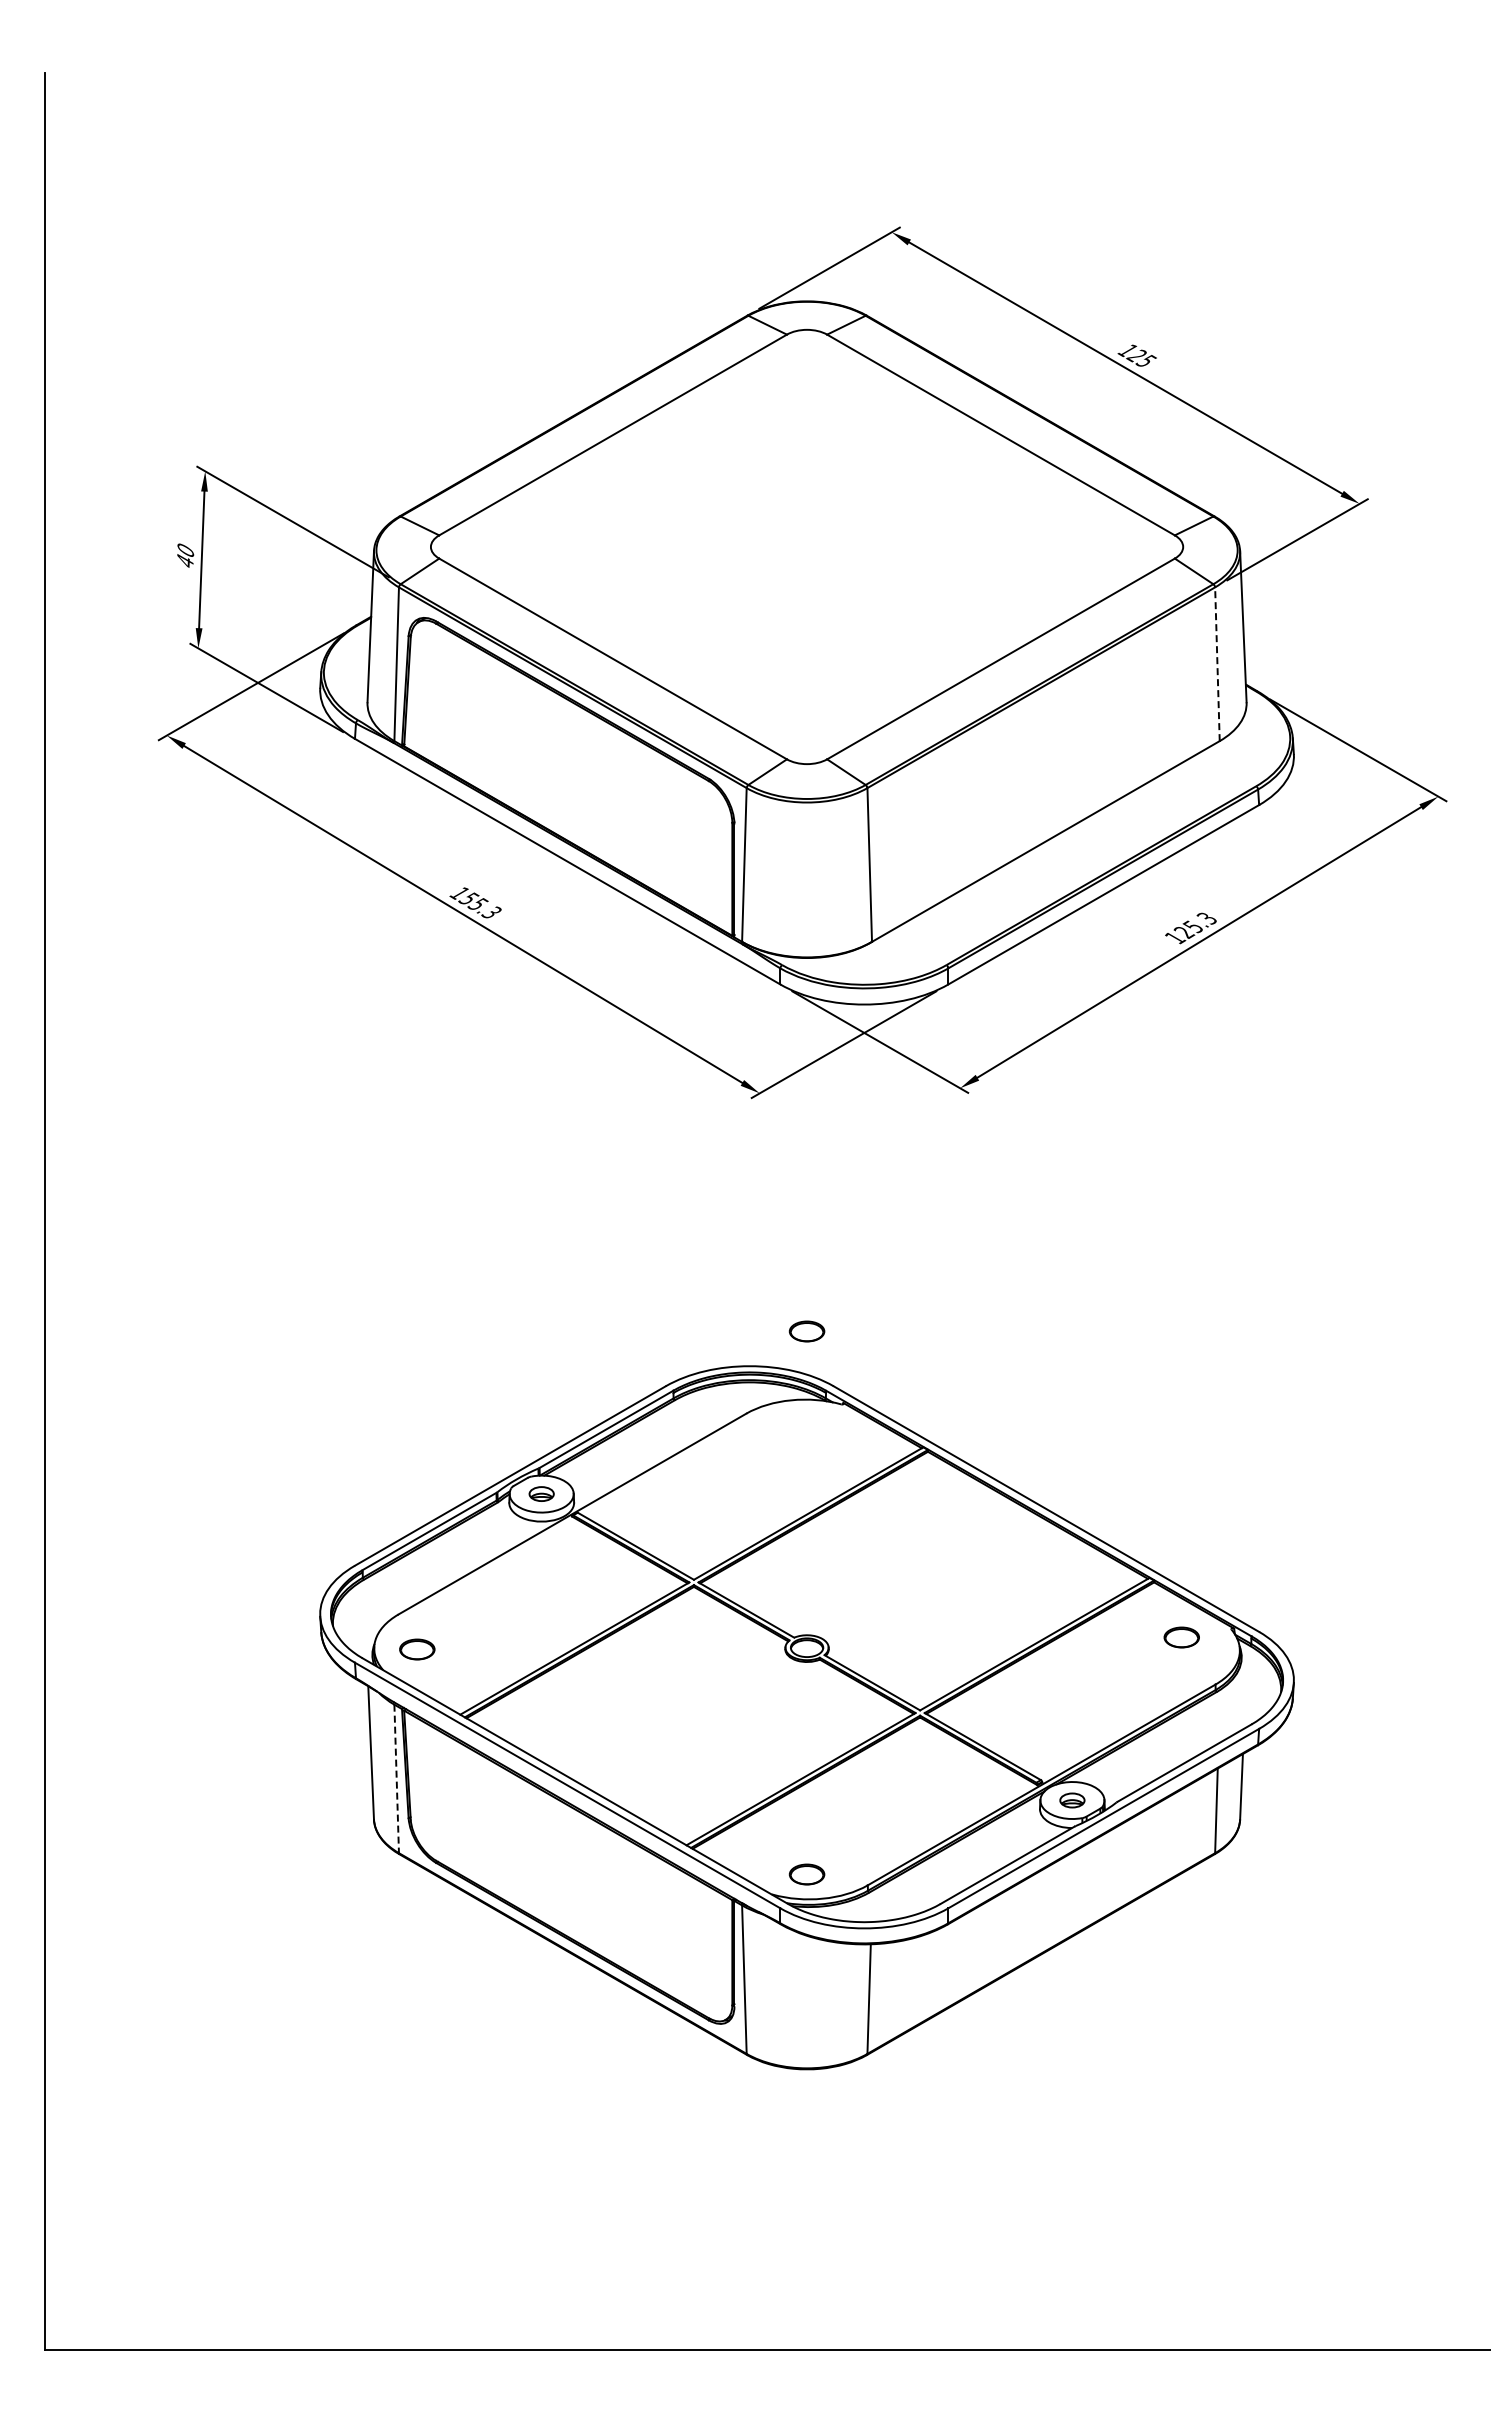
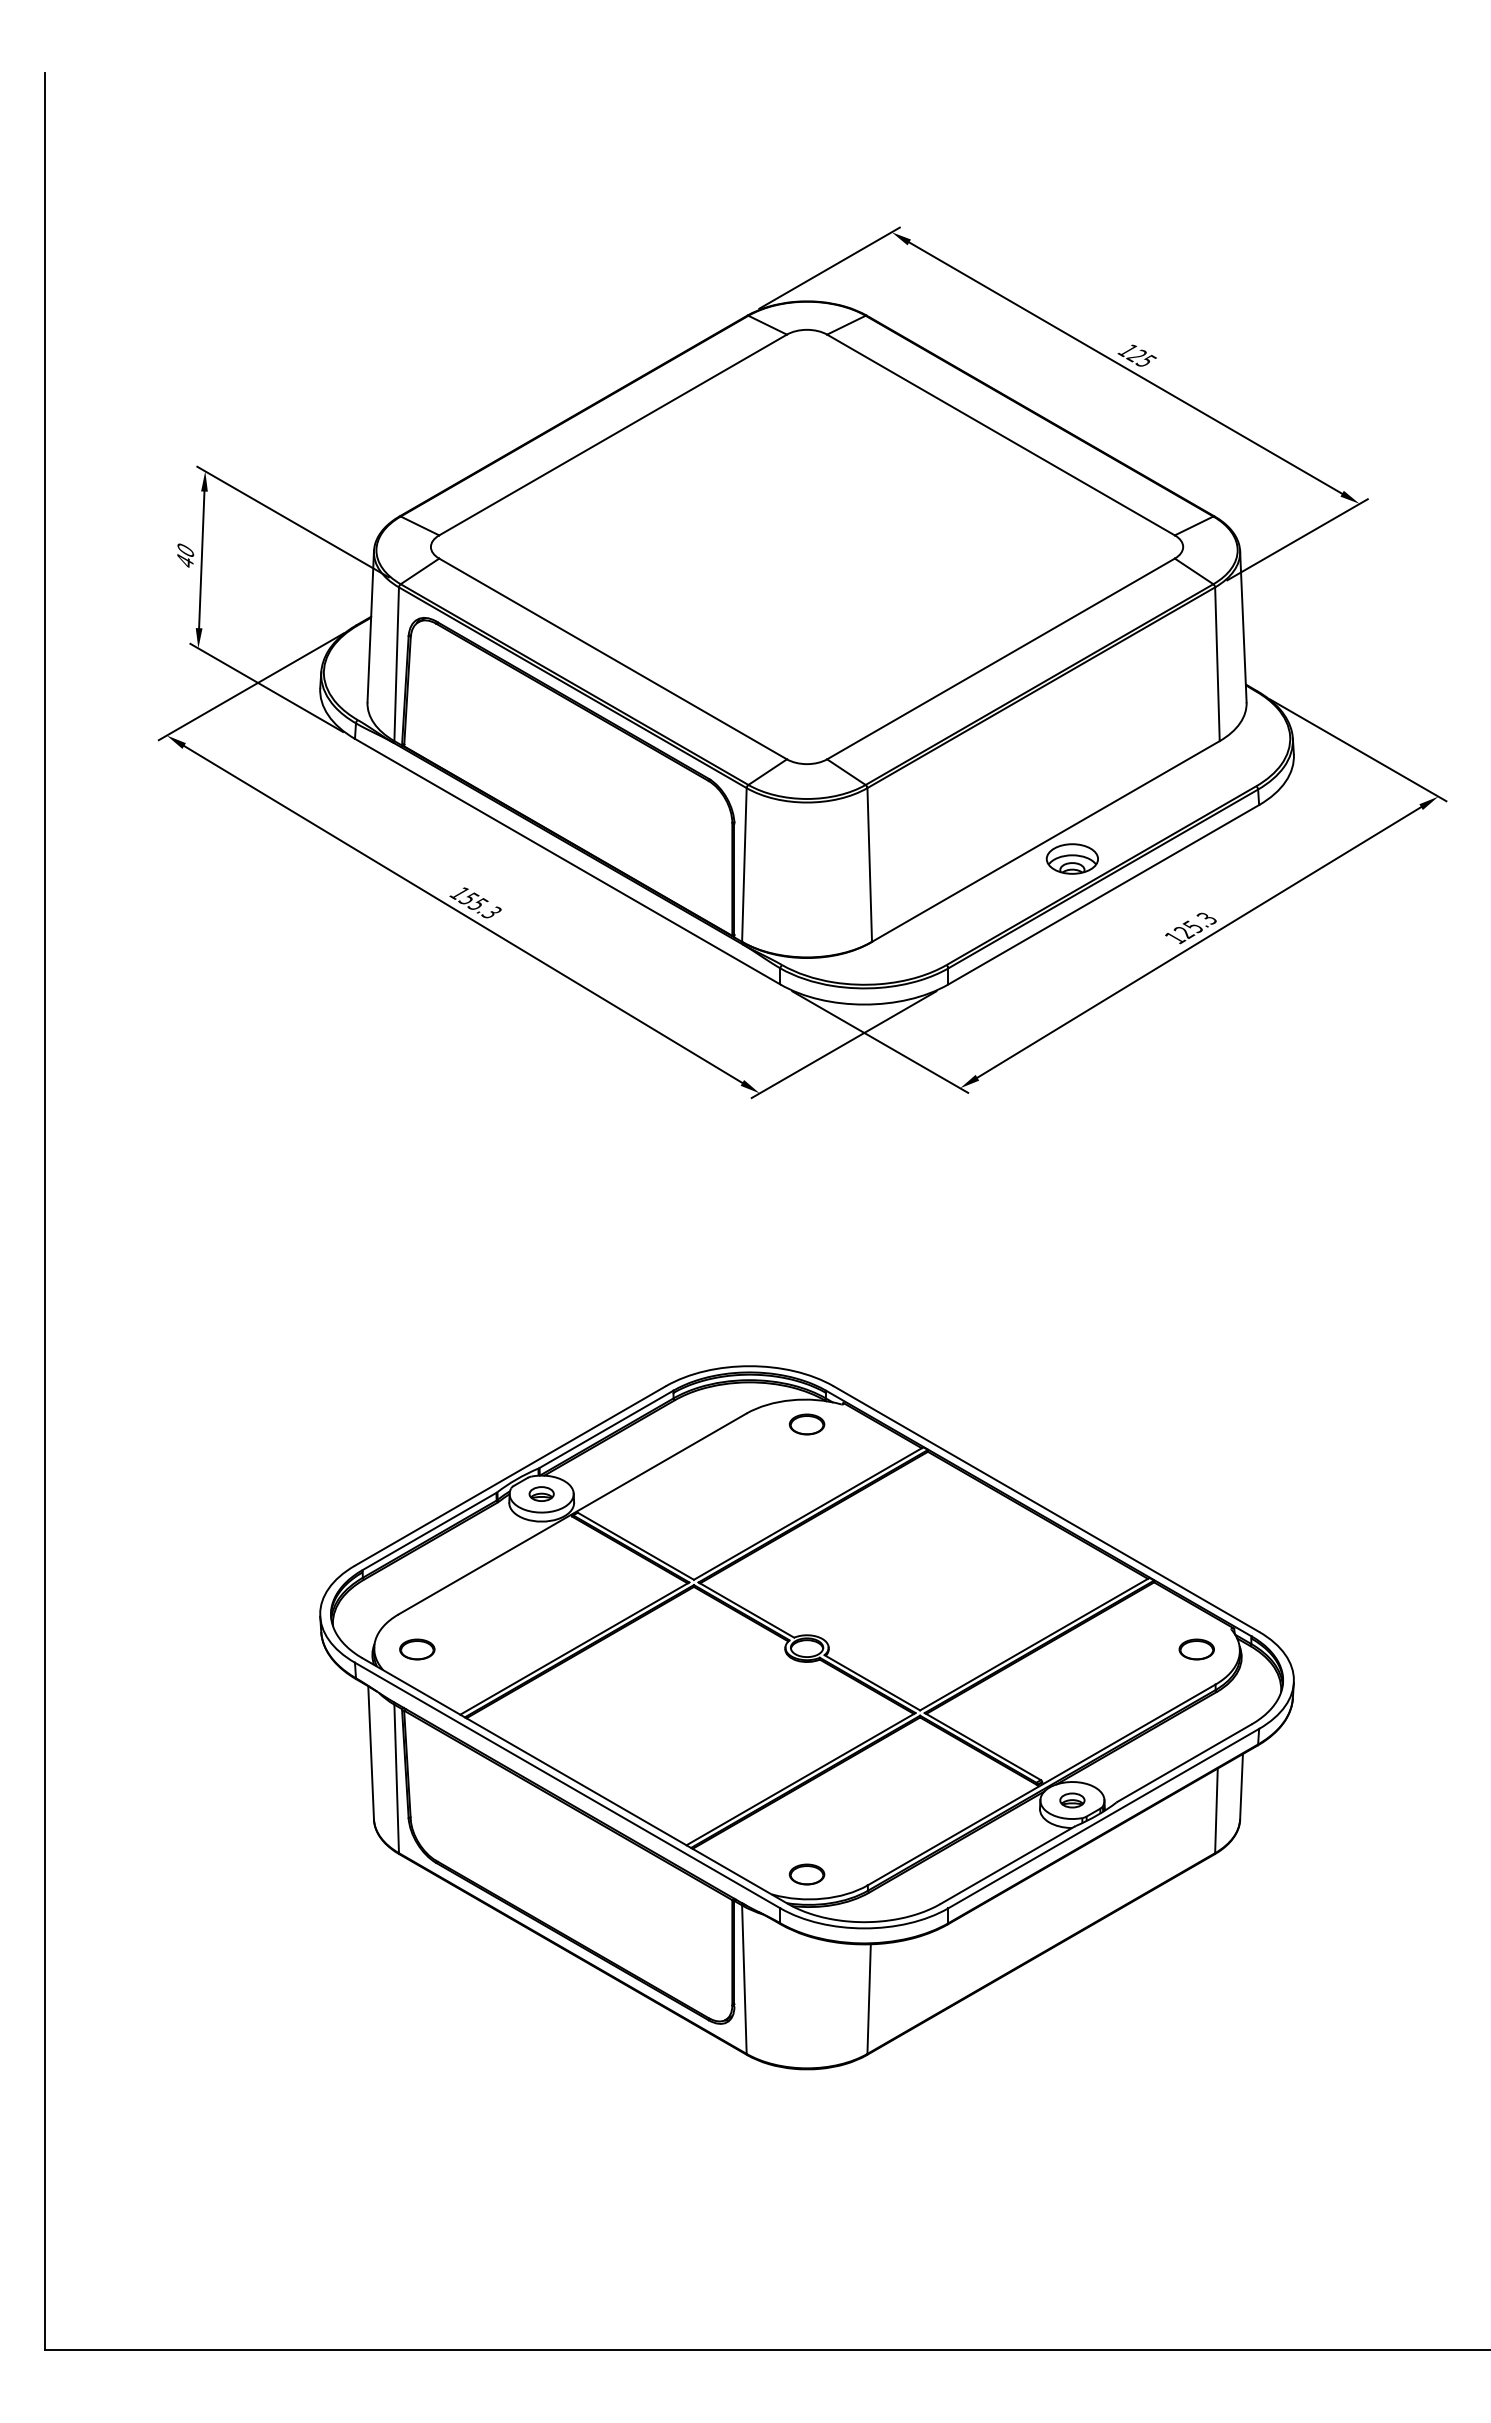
line: dashed -> solid (1217, 664)
part: none -> present (1071, 858)
part position: (806, 1331) -> (806, 1424) (806, 1424)
part position: (1181, 1637) -> (1196, 1649) (1196, 1649)
line: dashed -> solid (396, 1779)
